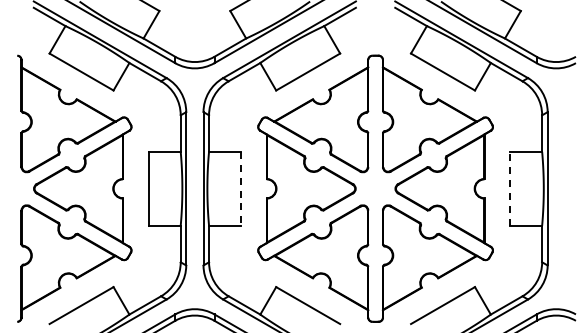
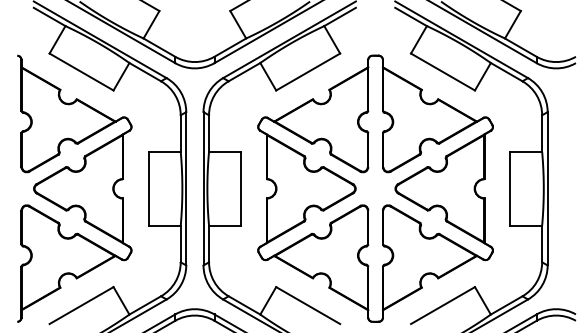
line: dashed -> solid (240, 188)
line: dashed -> solid (510, 188)
